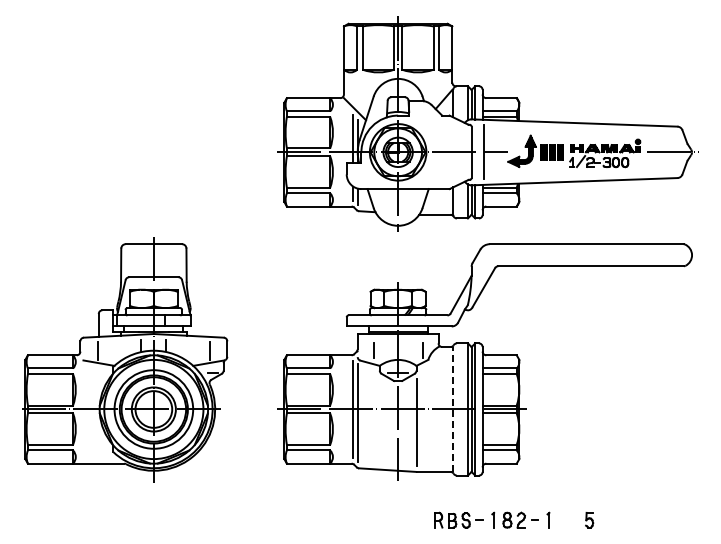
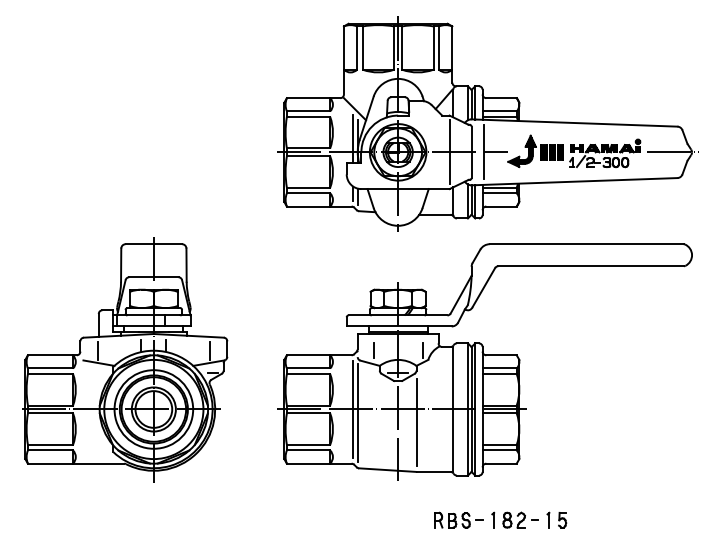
line: none -> present (449, 152)
line: dashed -> solid (453, 408)
part position: (589, 520) -> (562, 520) (562, 520)
